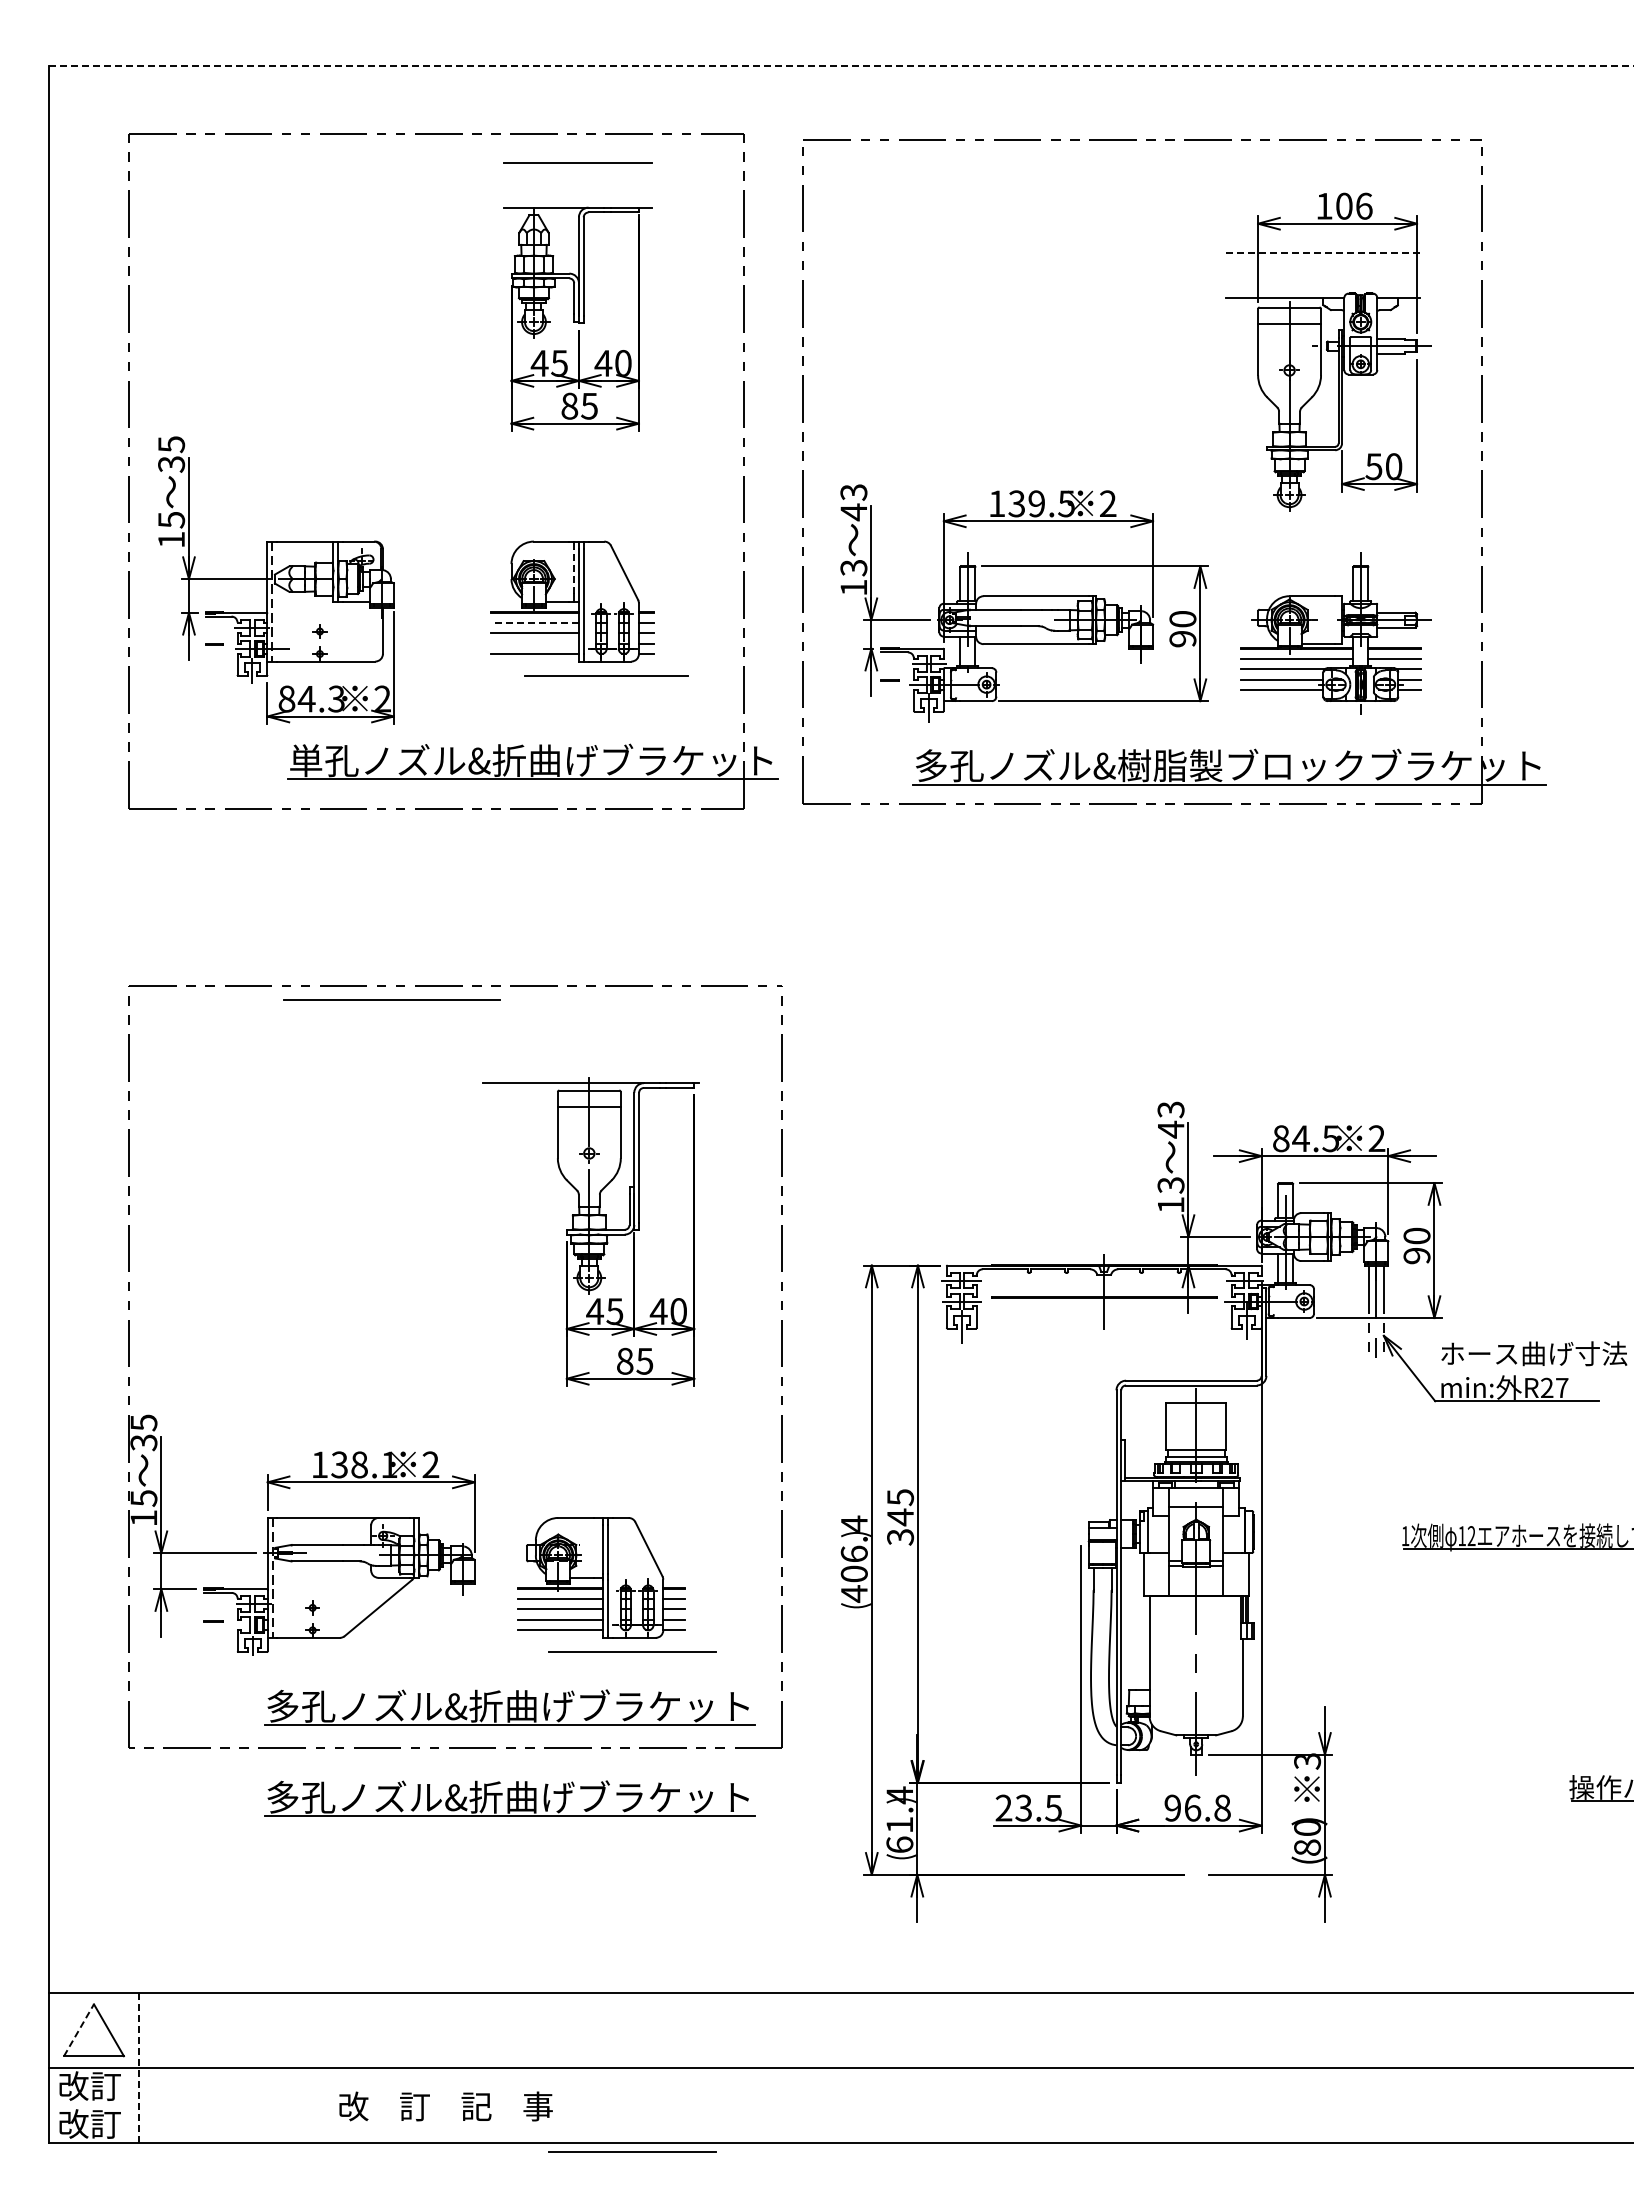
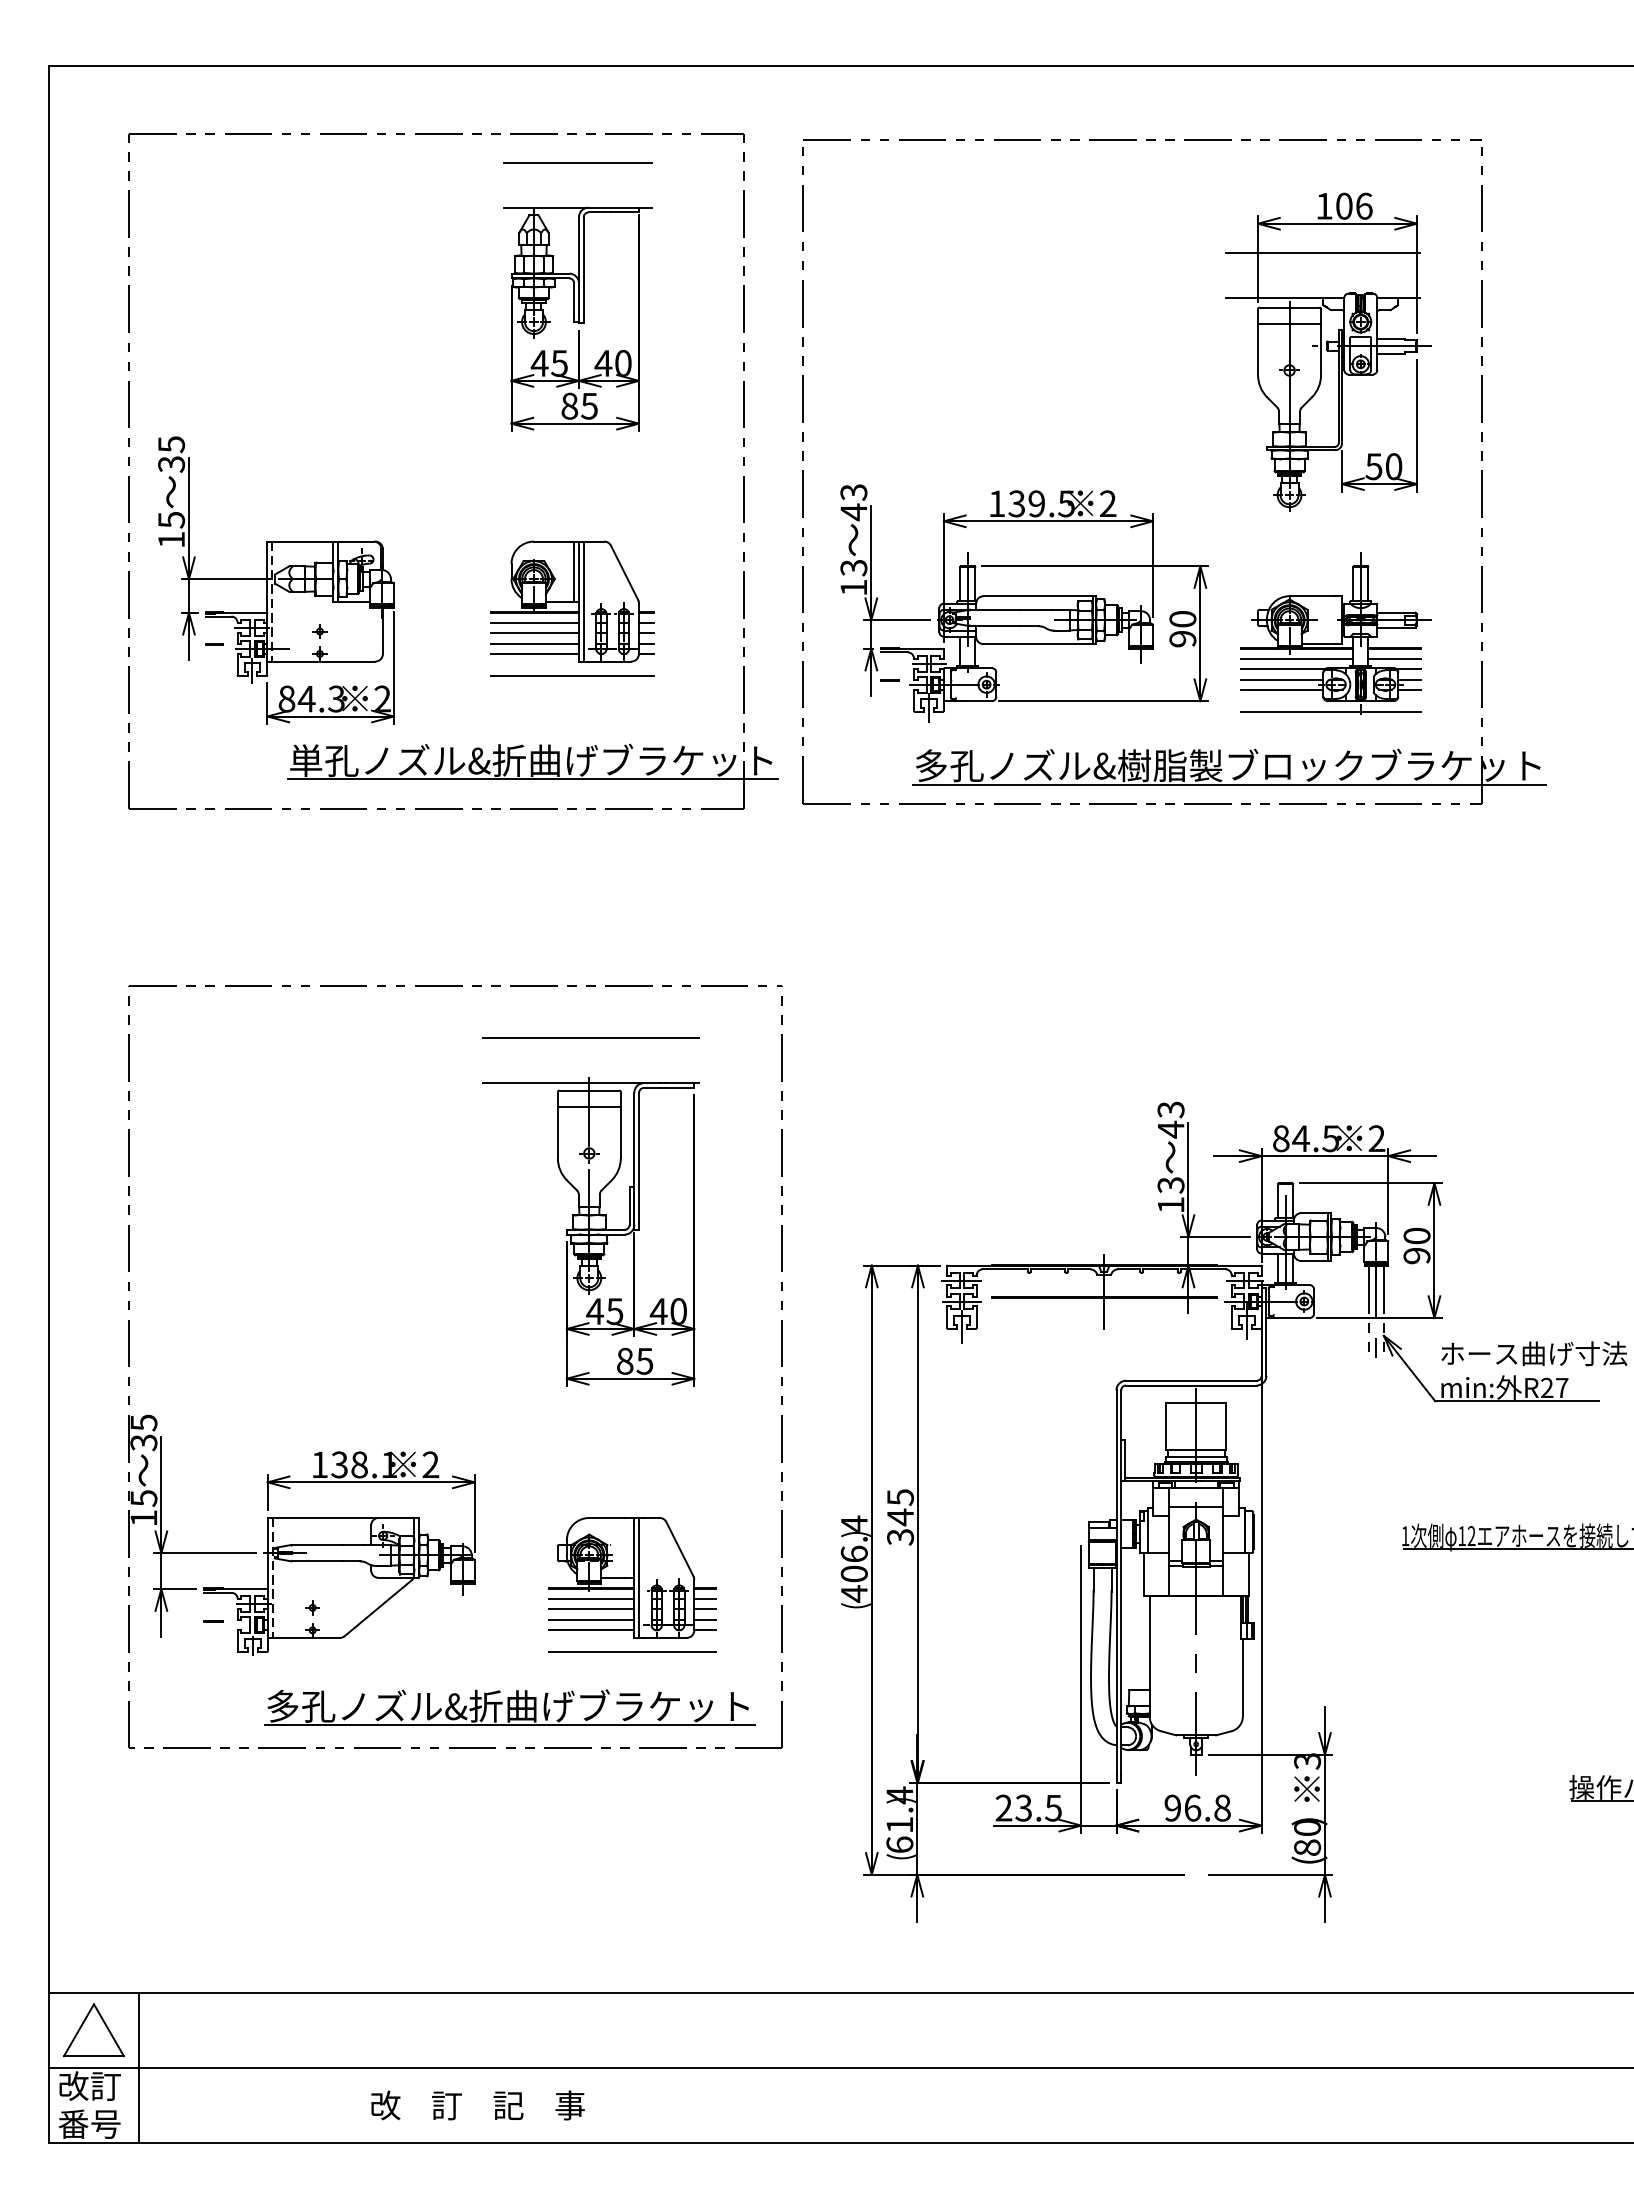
line: dashed -> solid (840, 66)
line: dashed -> solid (1323, 253)
line: dashed -> solid (574, 571)
line: dashed -> solid (535, 622)
line: none -> present (534, 643)
line position: (606, 675) -> (572, 675) (572, 675)
line: none -> present (1330, 711)
line position: (391, 999) -> (590, 1037) (590, 1037)
part position: (601, 1577) -> (632, 1577) (632, 1577)
part: present -> none (509, 1798)
line: dashed -> solid (78, 2030)
line: dashed -> solid (138, 2067)
text position: (445, 2106) -> (477, 2105) (477, 2105)
text: 改訂 -> 番号 (89, 2123)
line: present -> none (632, 2151)
